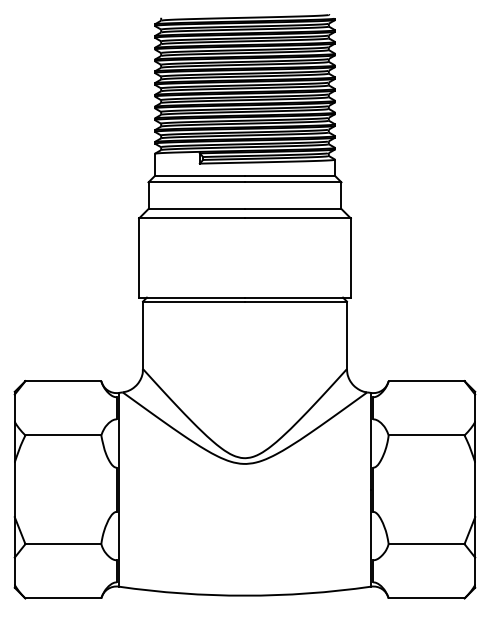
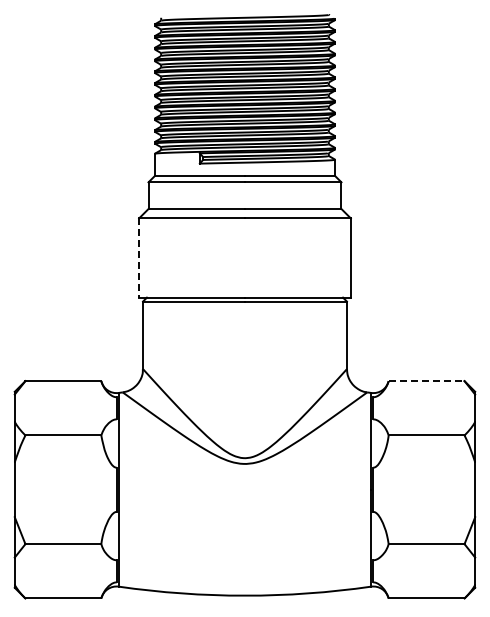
line: solid -> dashed (139, 258)
line: solid -> dashed (426, 381)
